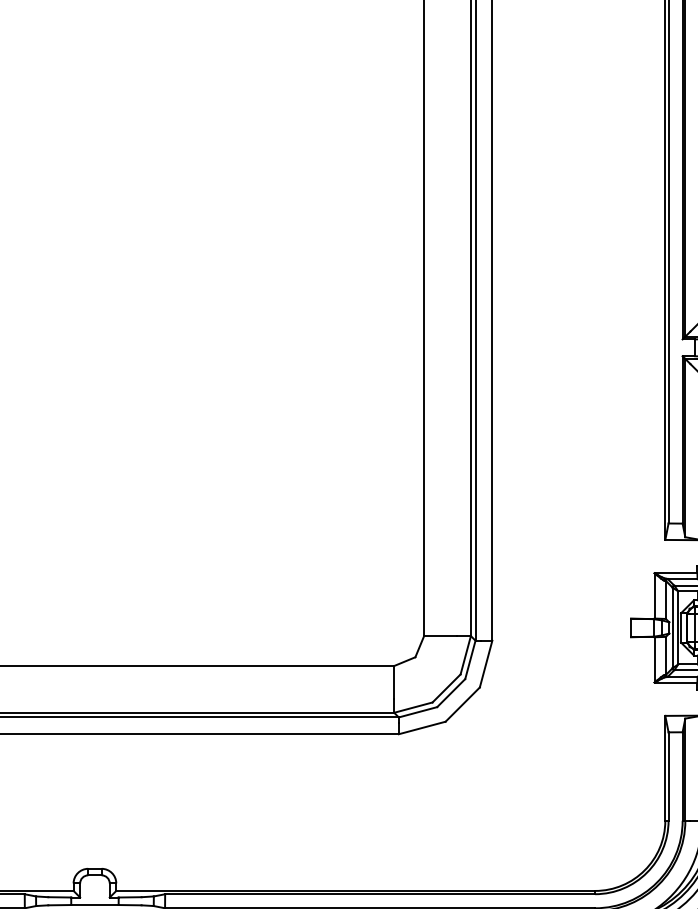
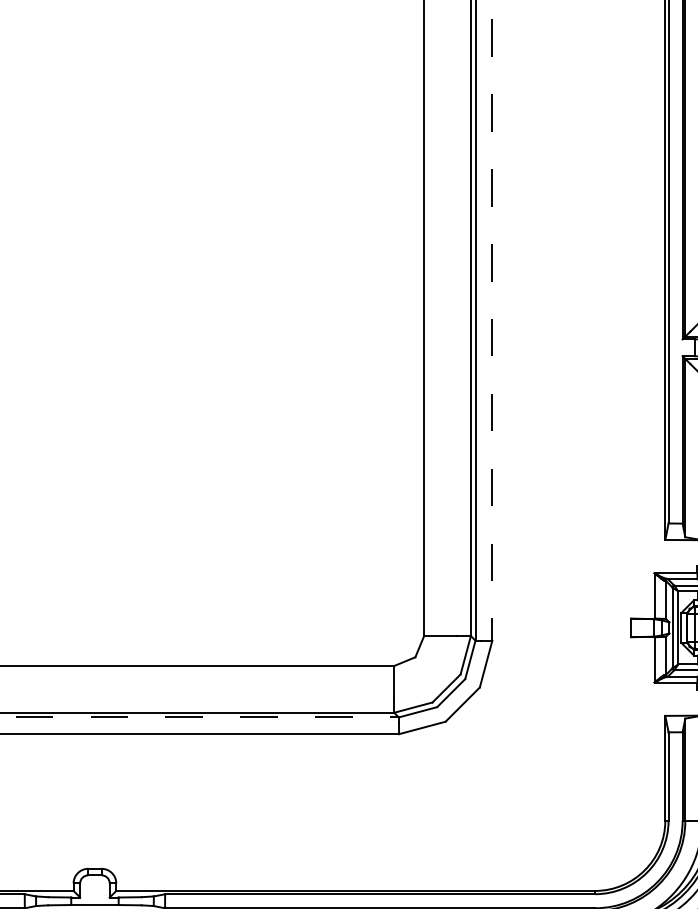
line: solid -> dashed (492, 320)
line: solid -> dashed (199, 717)
